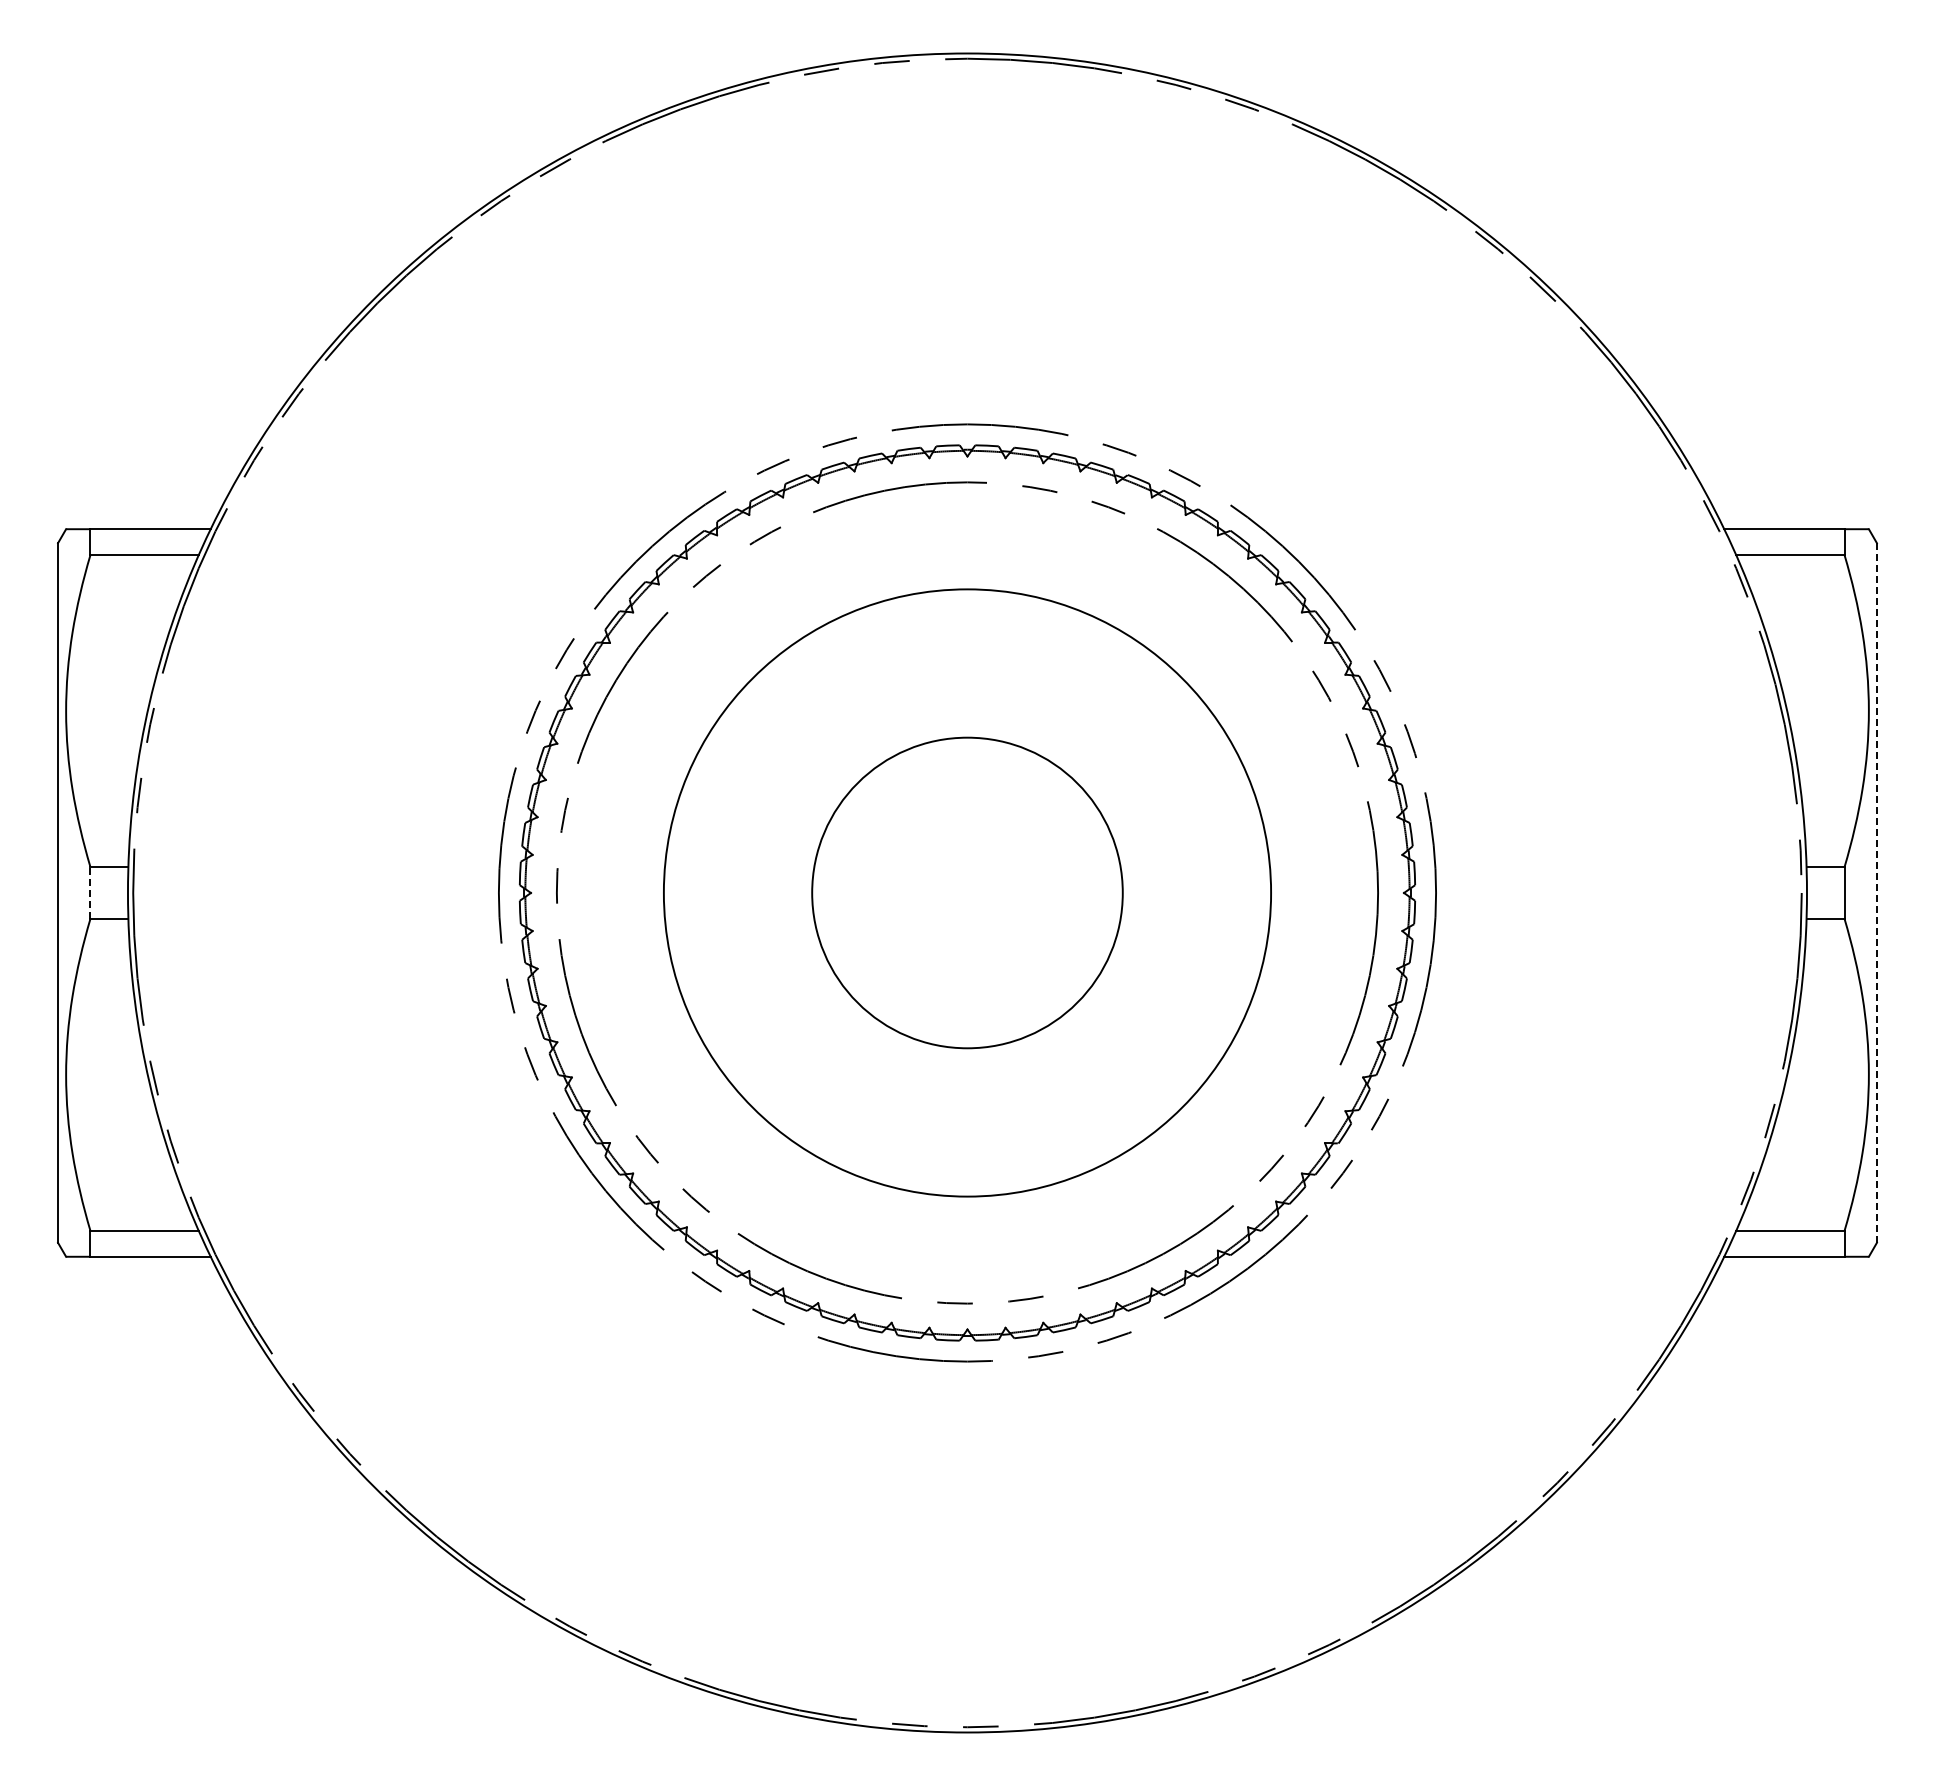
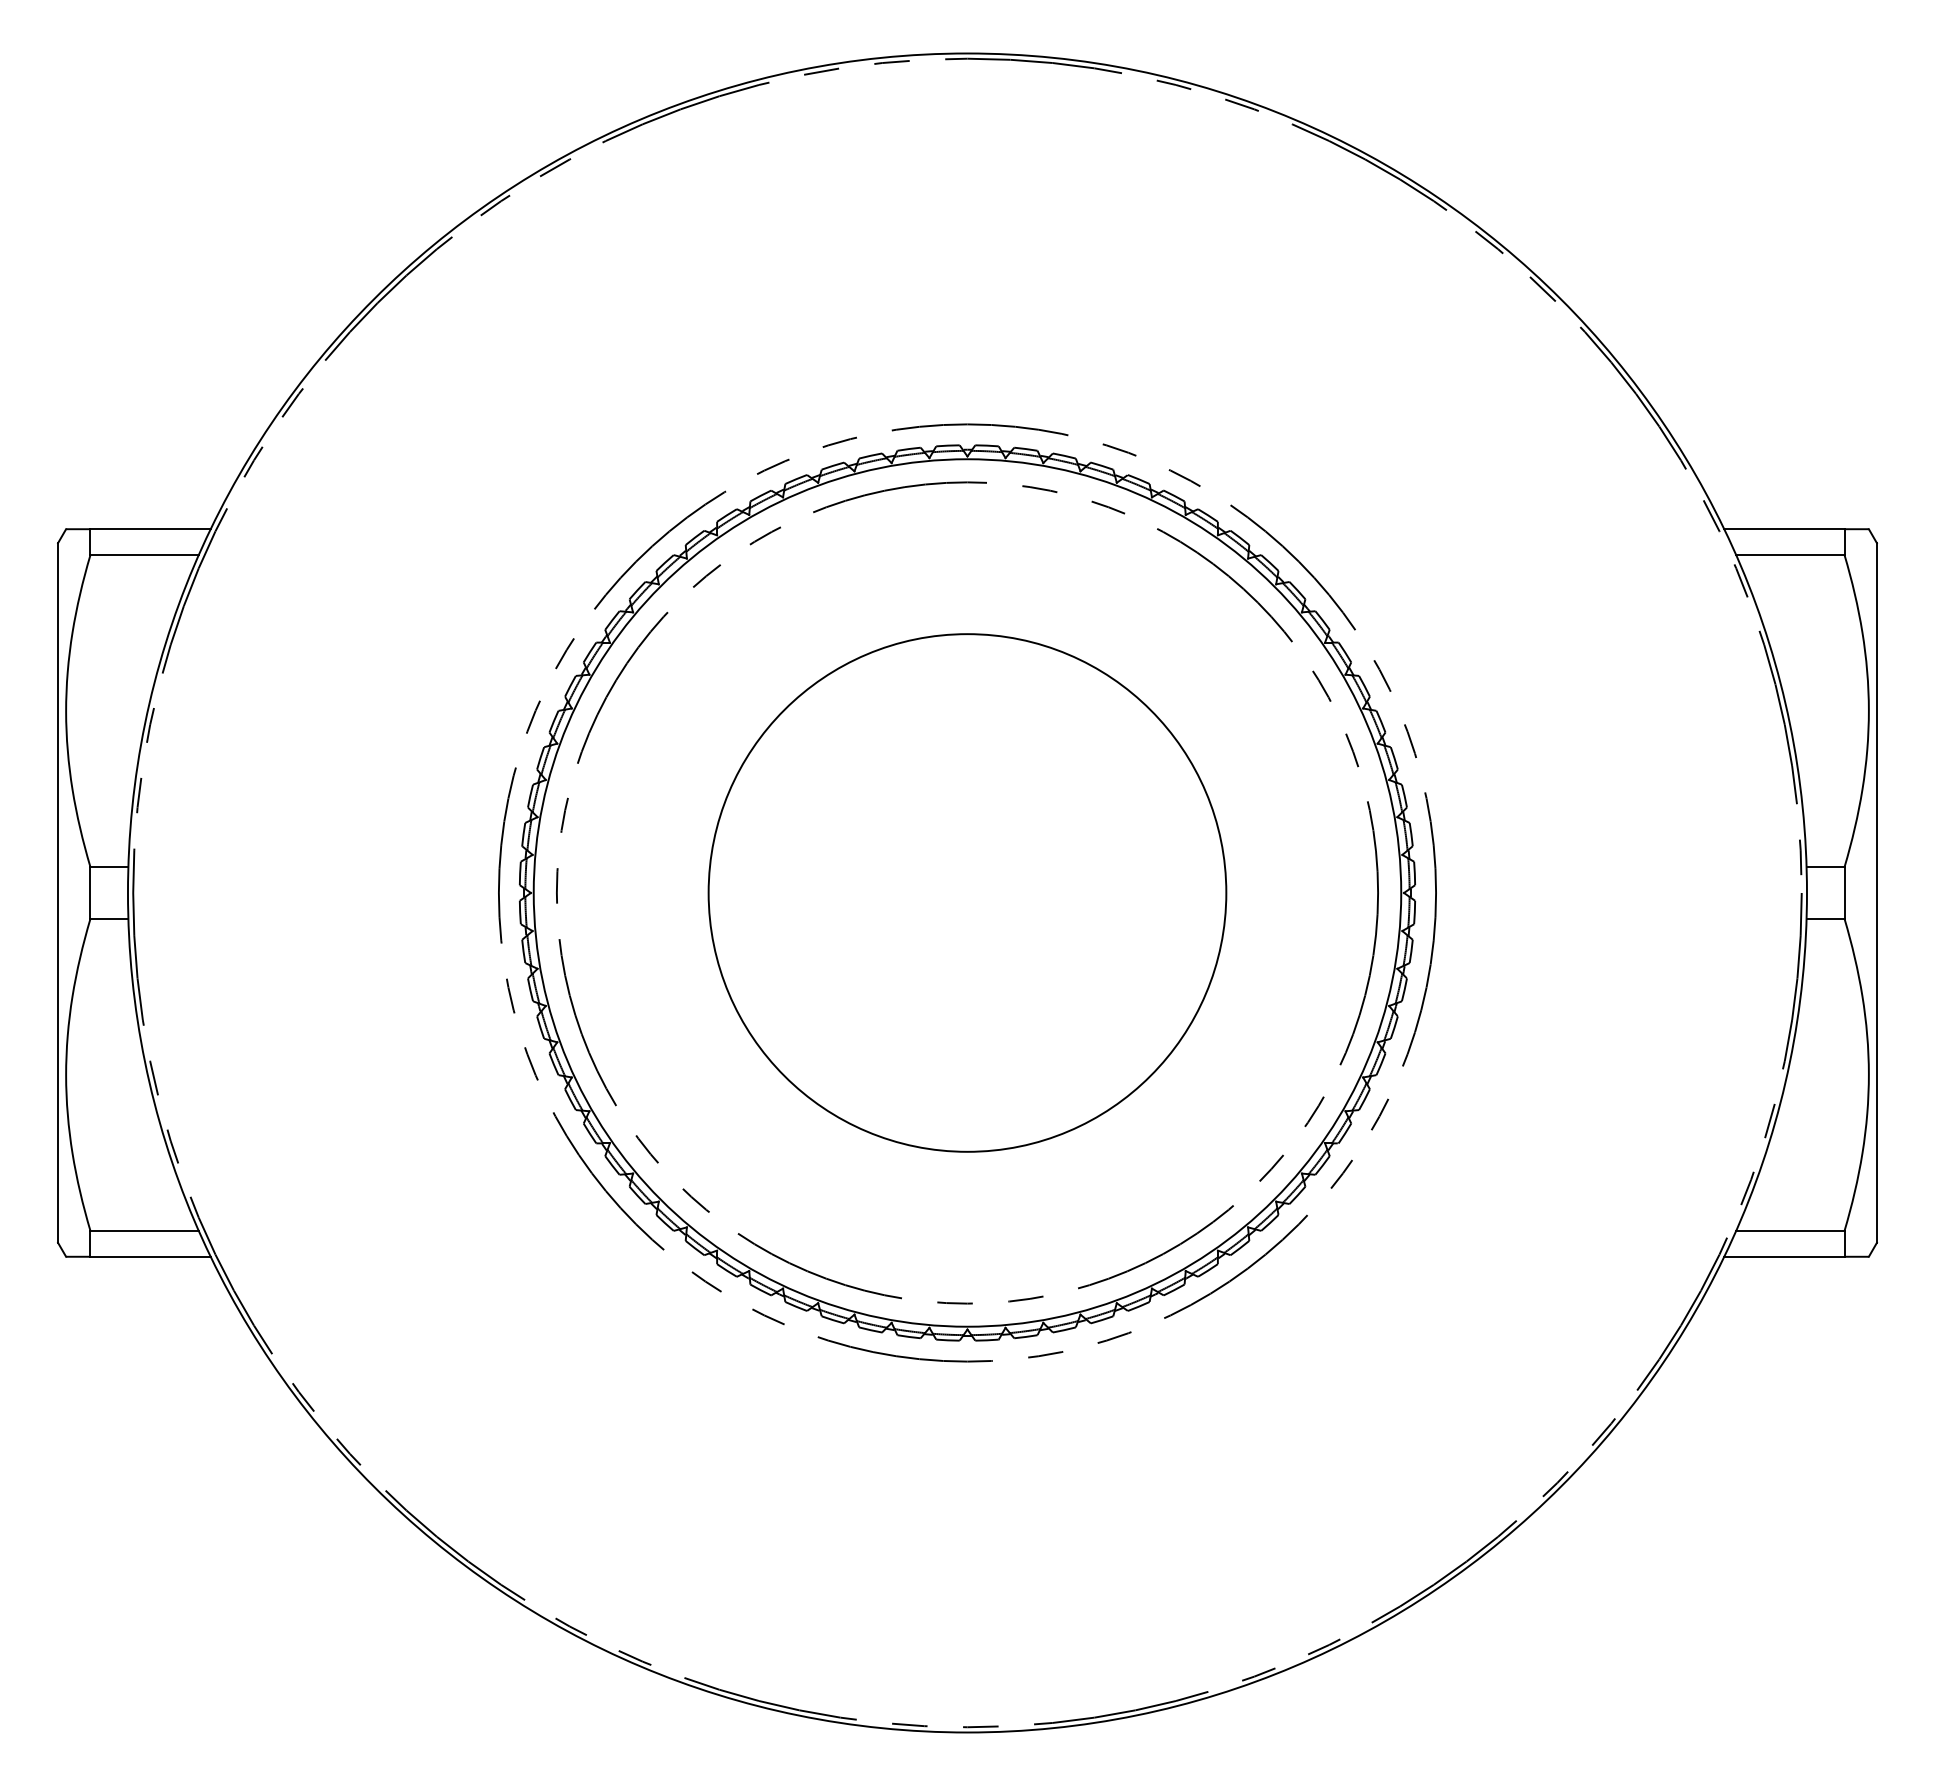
line: dashed -> solid (90, 892)
circle diameter: 311 px -> 518 px (967, 892)
circle diameter: 607 px -> 867 px (967, 892)
line: dashed -> solid (1876, 893)
